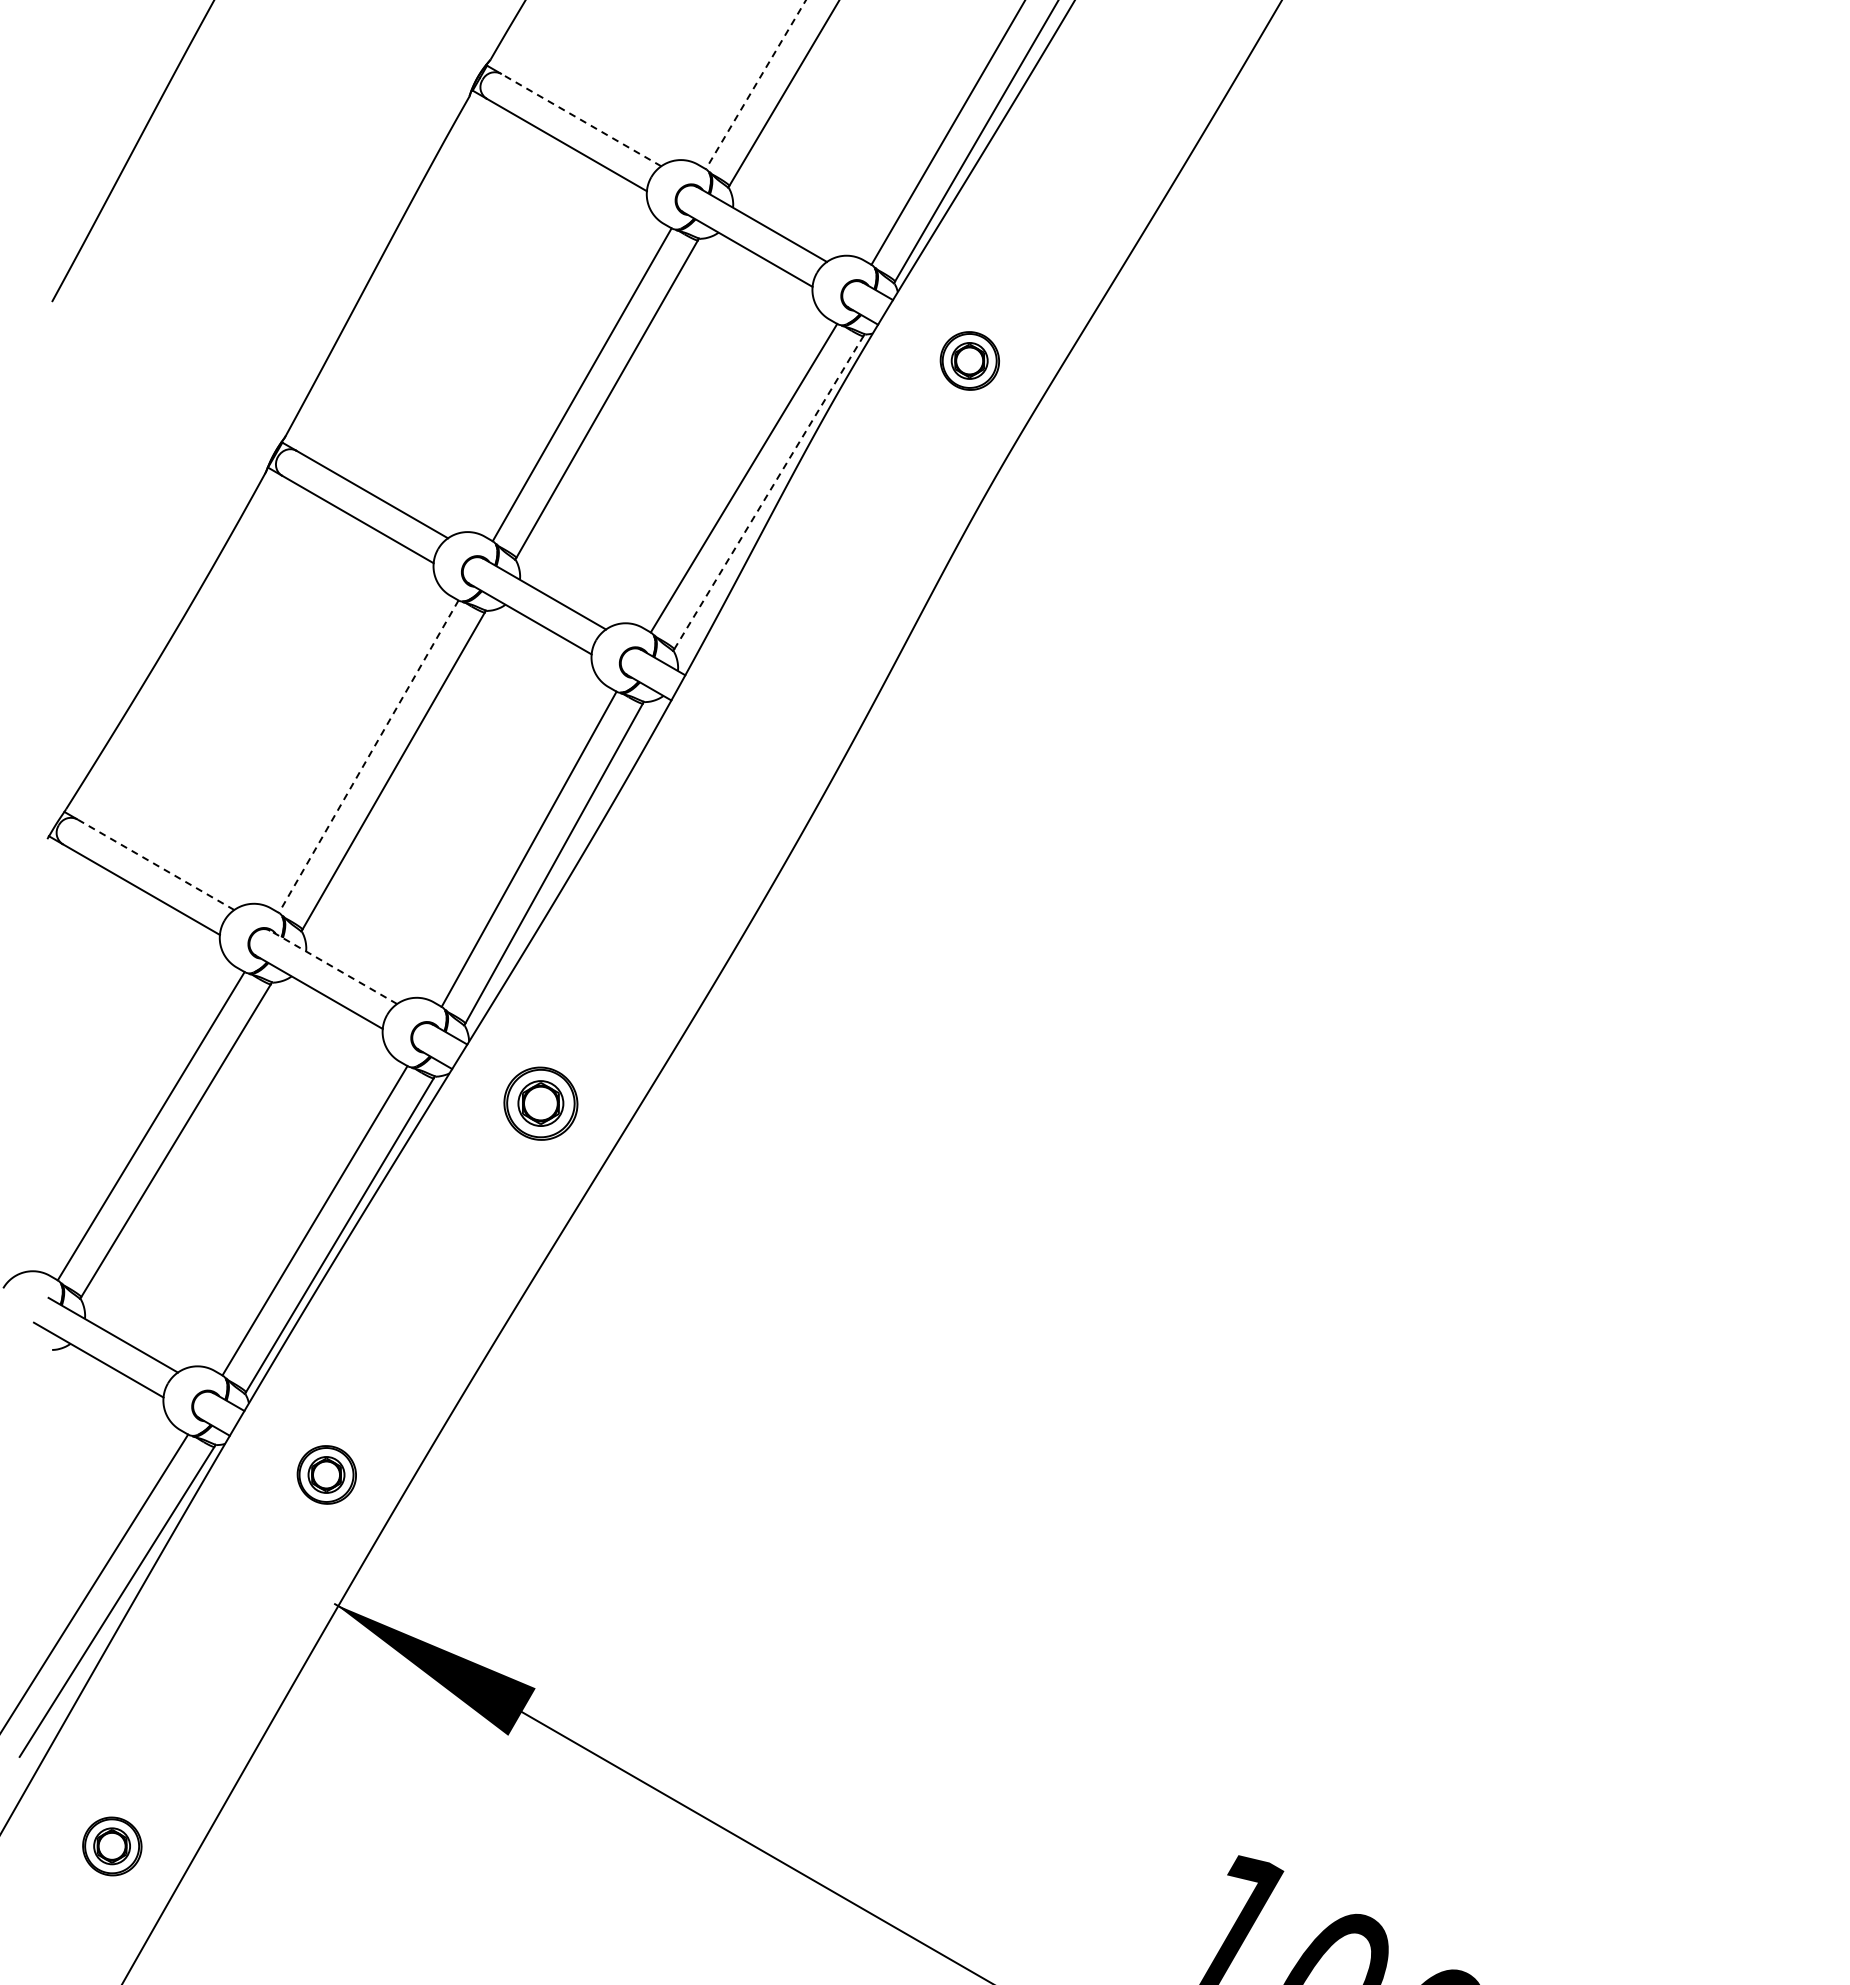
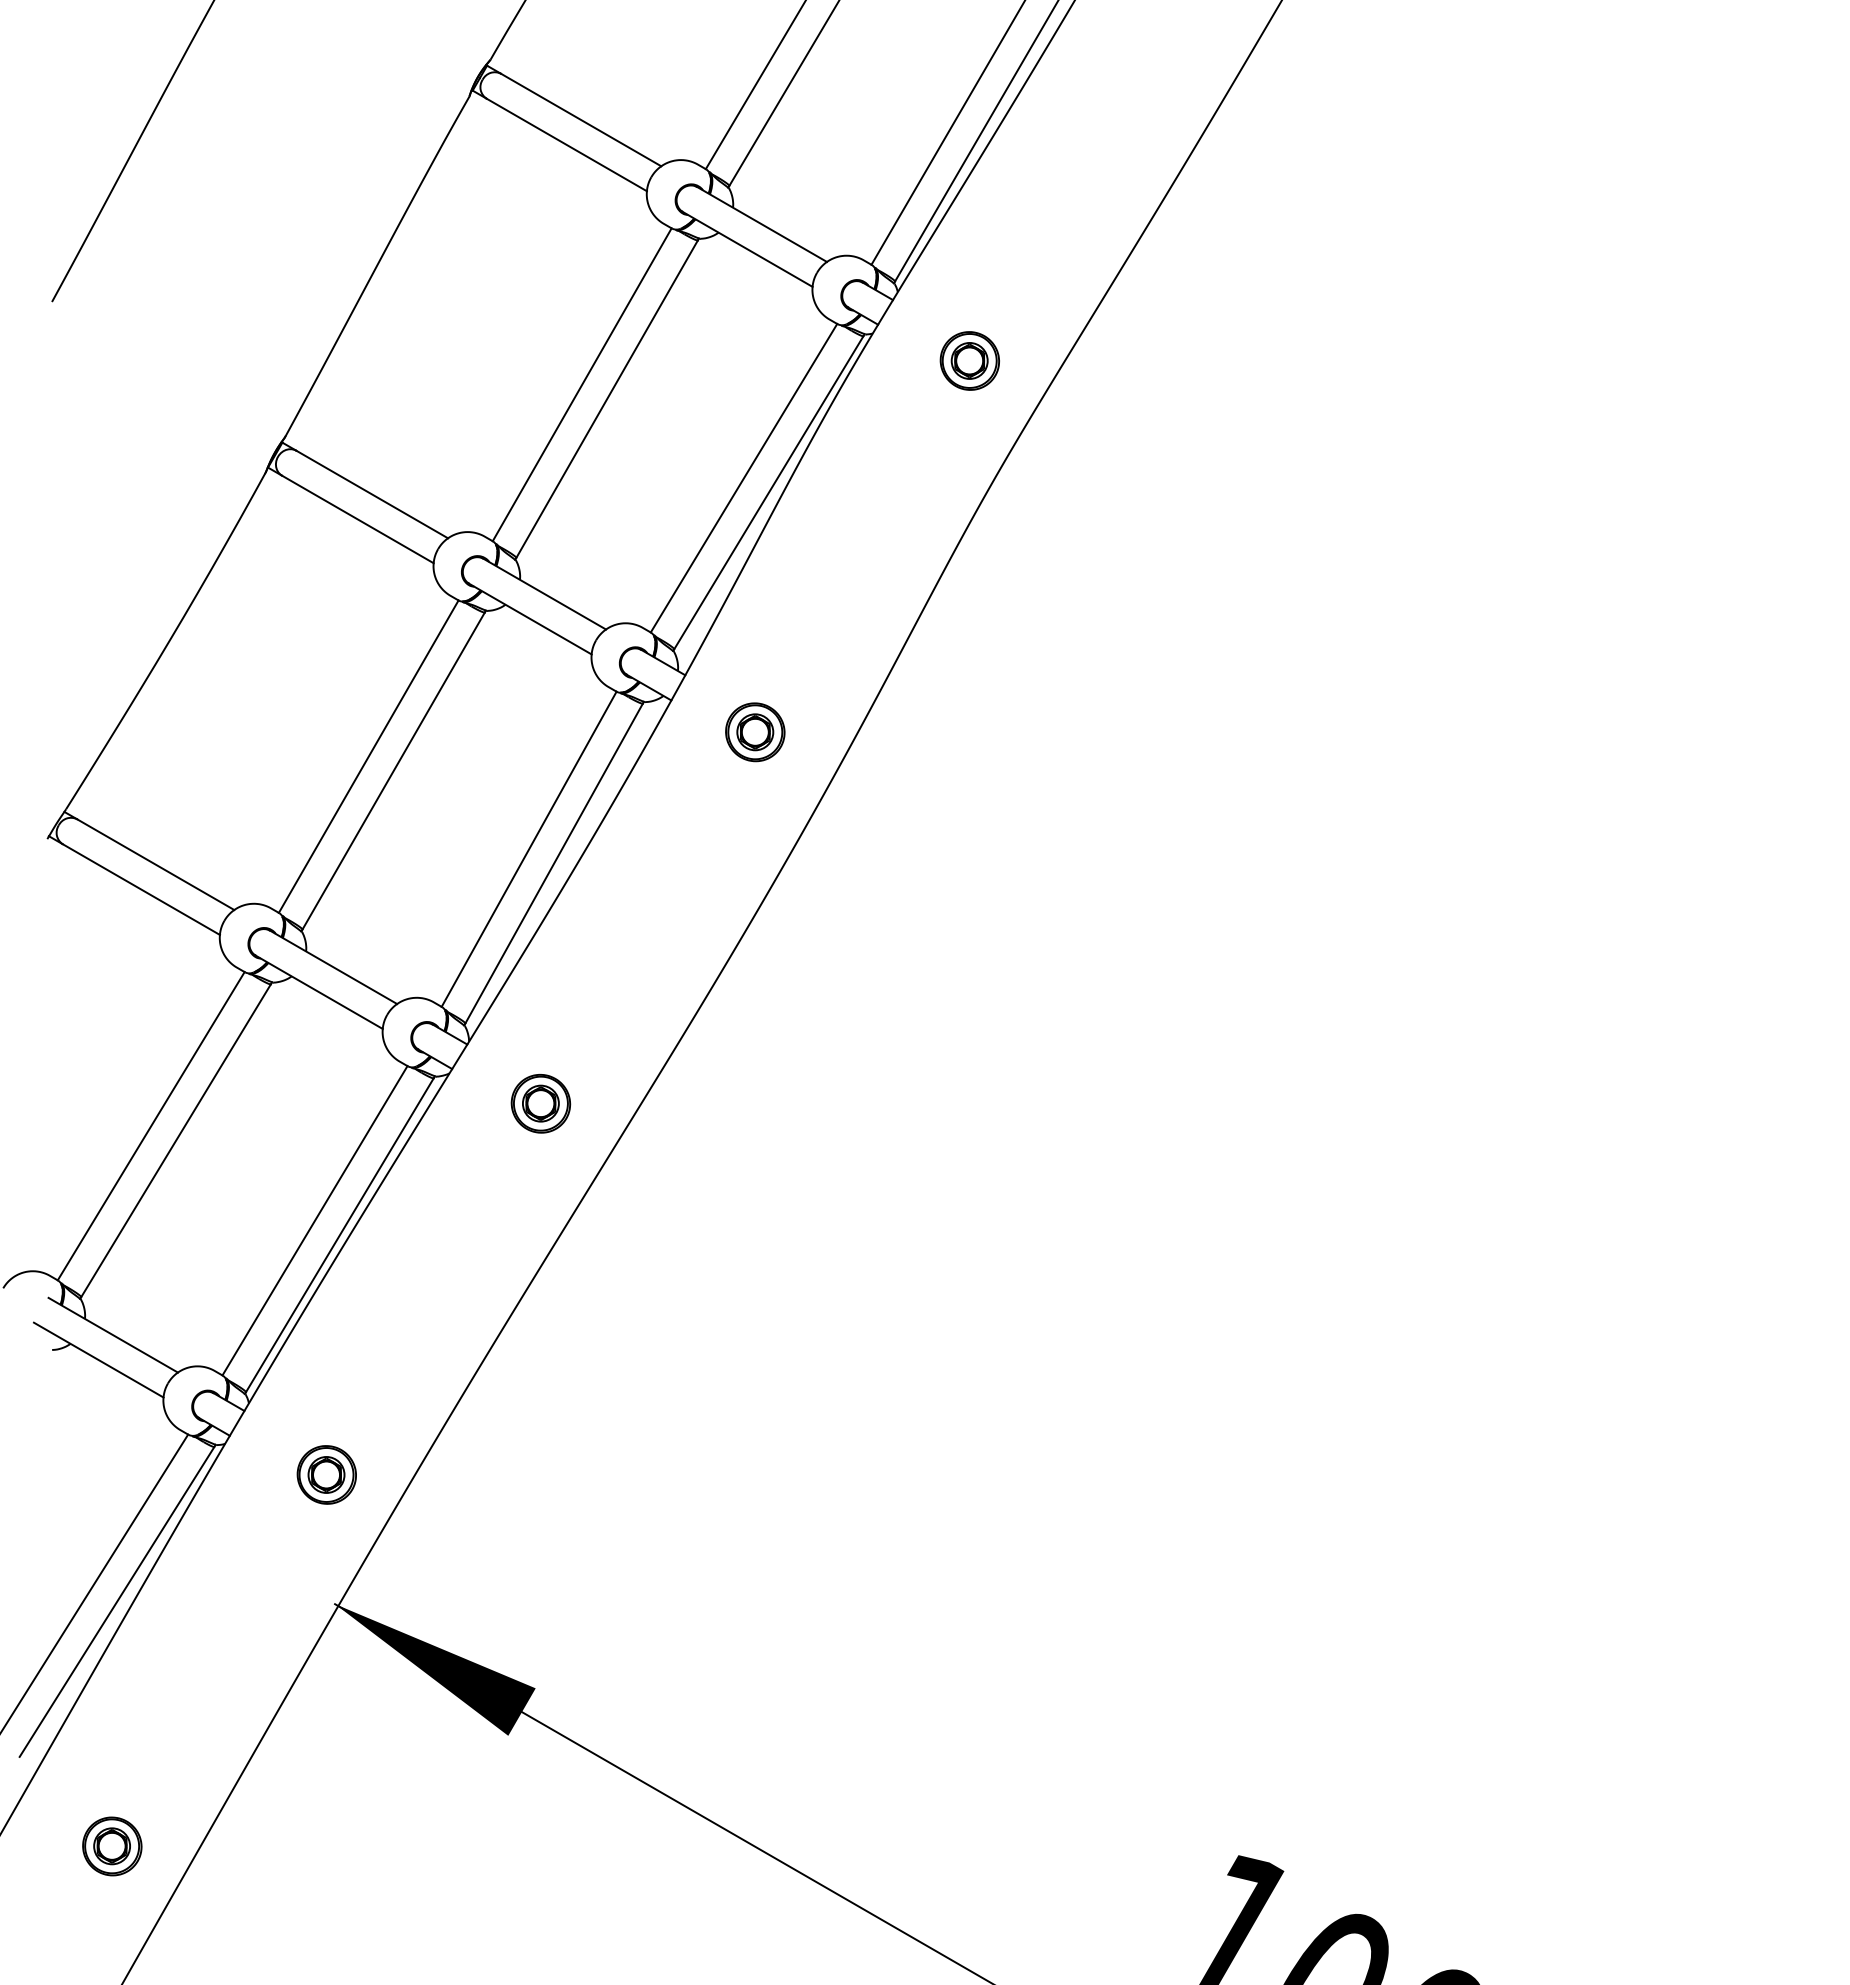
line: dashed -> solid (755, 84)
line: dashed -> solid (581, 120)
line: dashed -> solid (768, 492)
part: none -> present (755, 732)
line: dashed -> solid (368, 757)
line: dashed -> solid (155, 864)
line: dashed -> solid (333, 967)
part size: 76x75 px -> 62x60 px (540, 1103)
